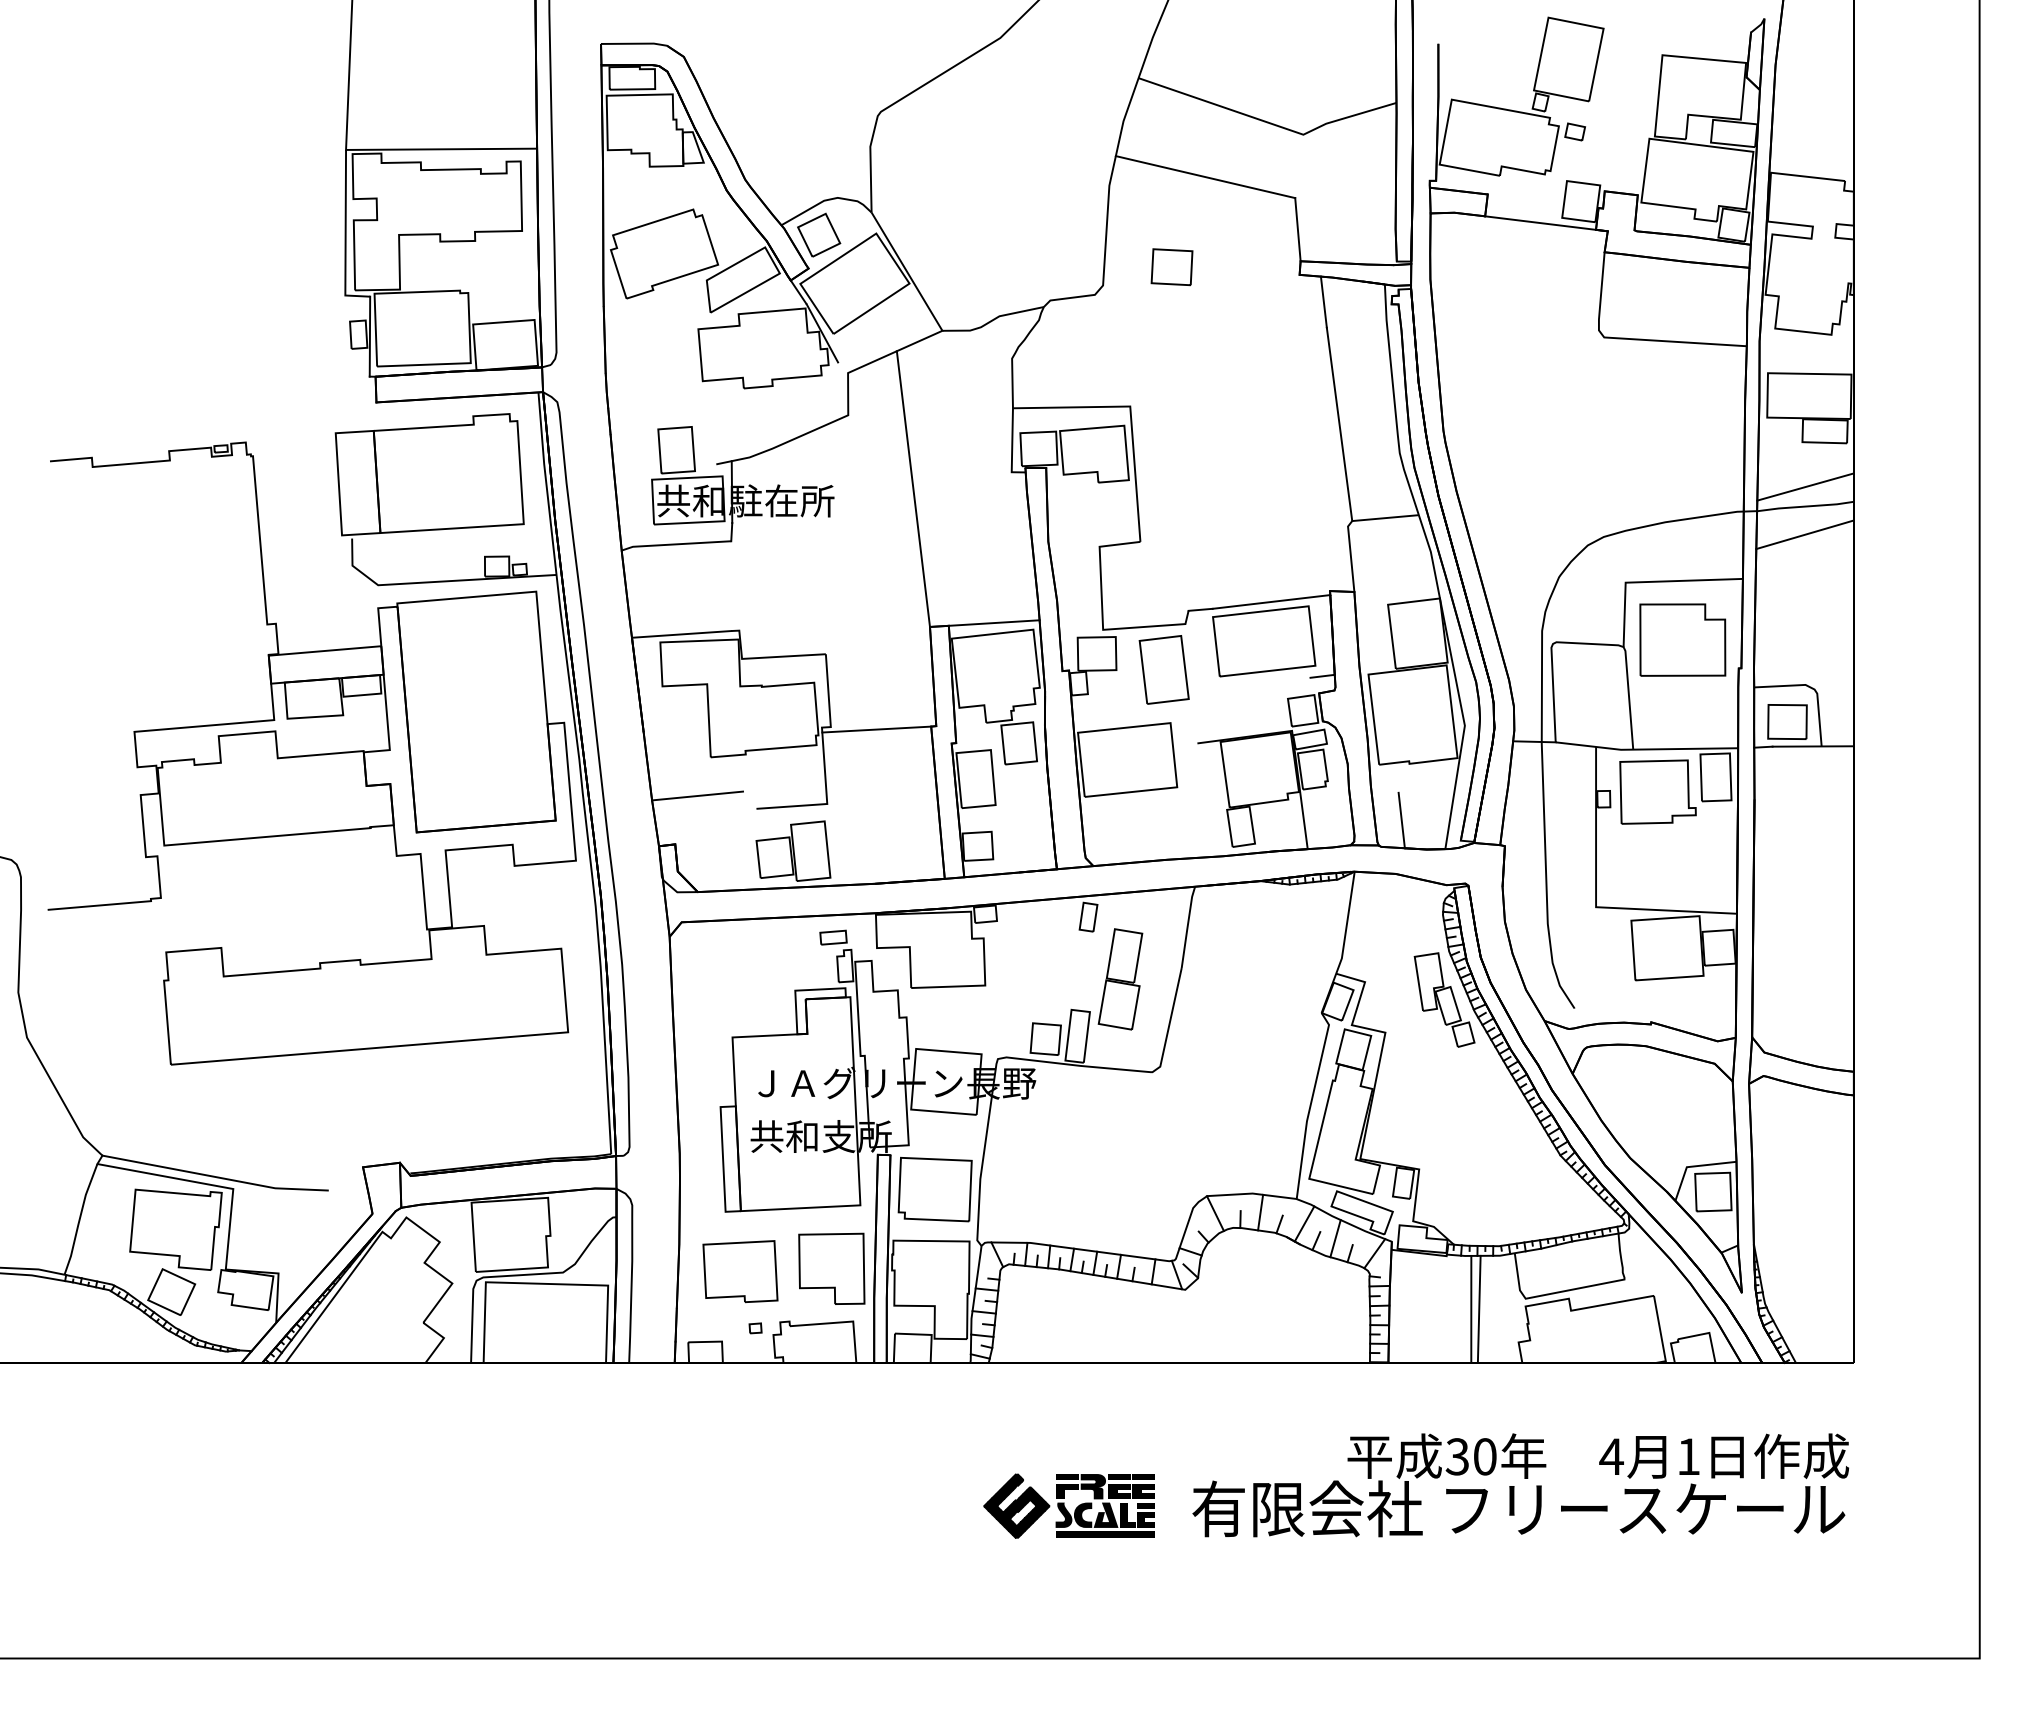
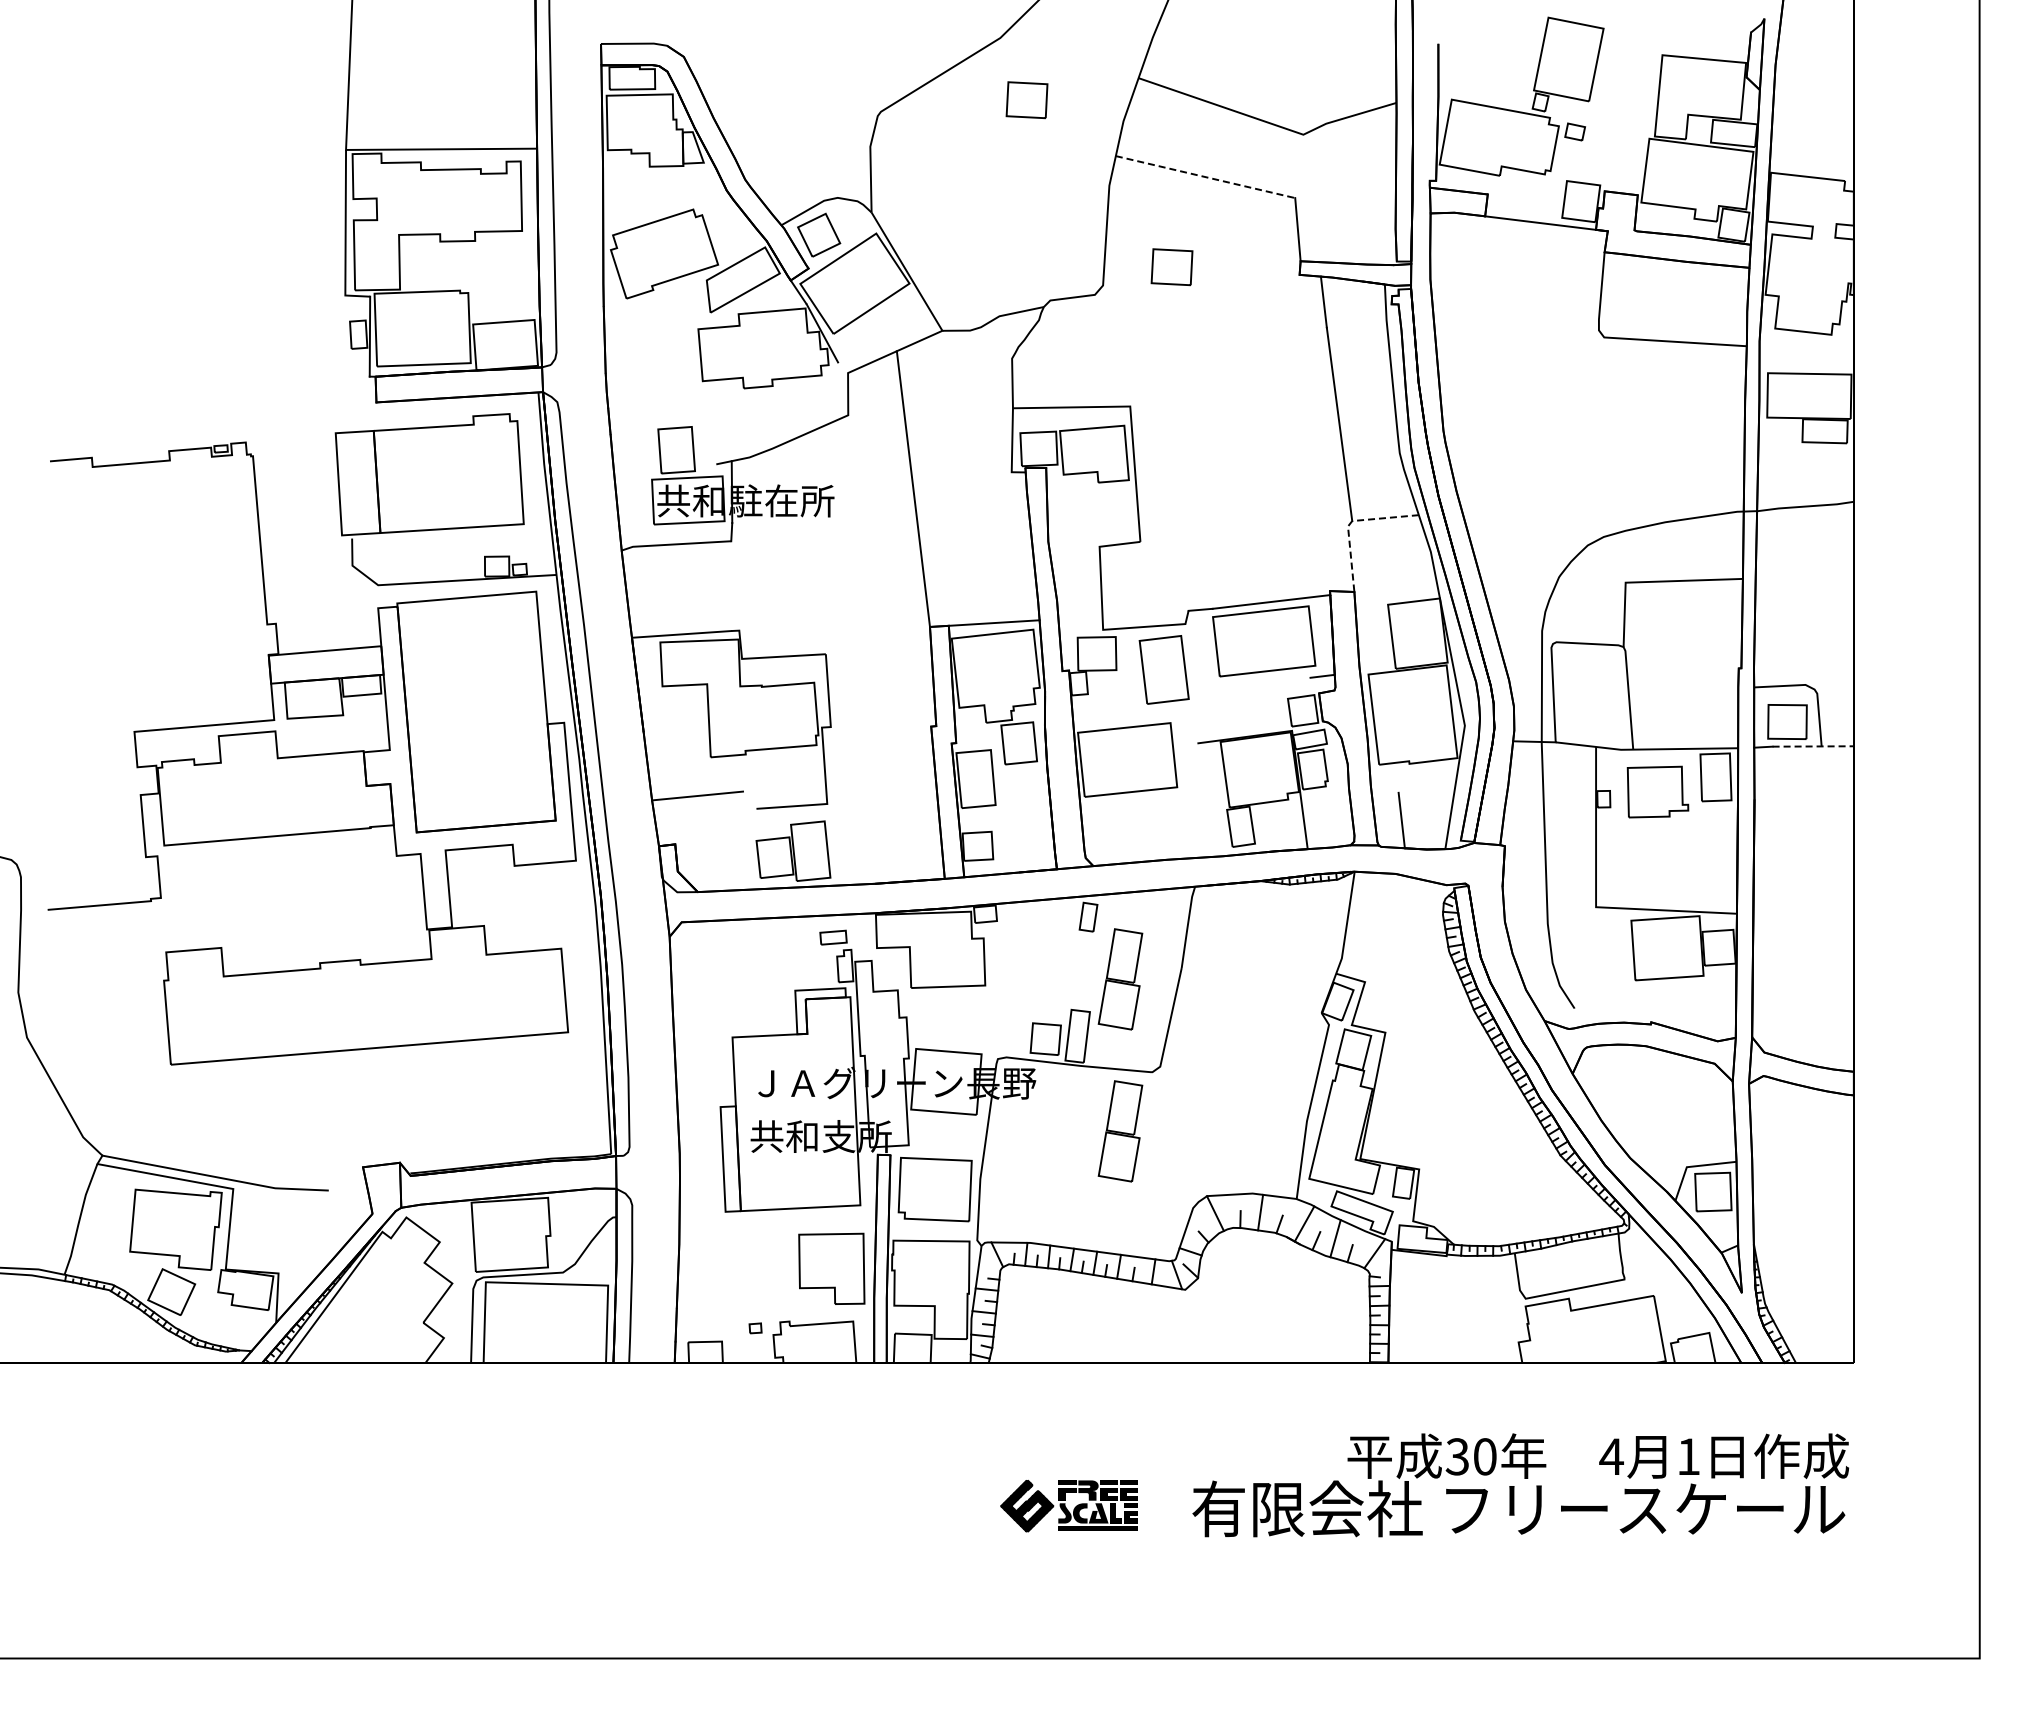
part: none -> present (1026, 100)
line: solid -> dashed (1206, 177)
line: present -> none (1805, 486)
line: solid -> dashed (1350, 523)
line: present -> none (1804, 534)
part: present -> none (1682, 639)
line: present -> none (876, 729)
line: solid -> dashed (1813, 746)
part size: 78x66 px -> 64x54 px (1657, 791)
part: present -> none (1444, 999)
part: none -> present (1120, 1131)
part: present -> none (740, 1271)
line: present -> none (1471, 1308)
line: present -> none (1478, 1308)
part size: 172x66 px -> 138x54 px (1068, 1505)
